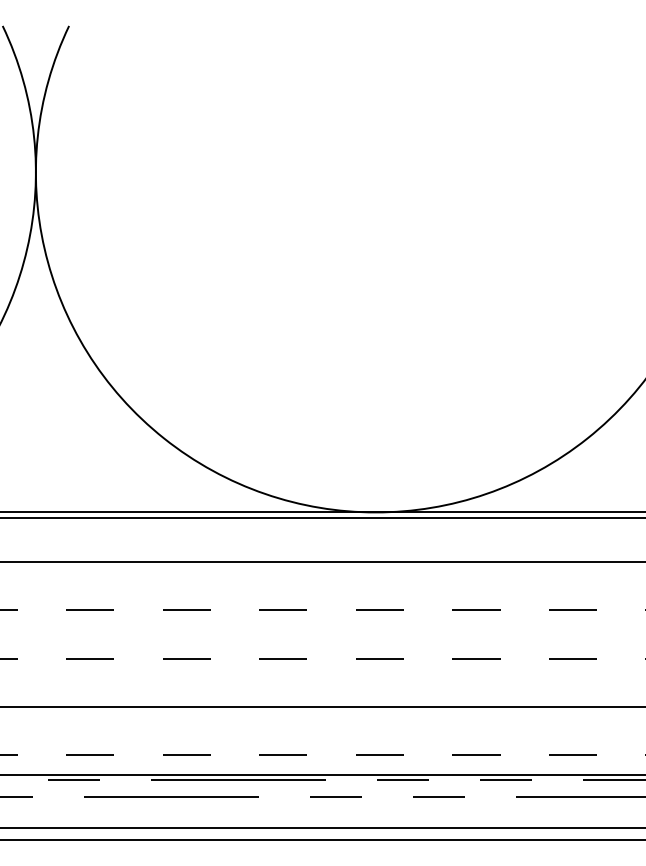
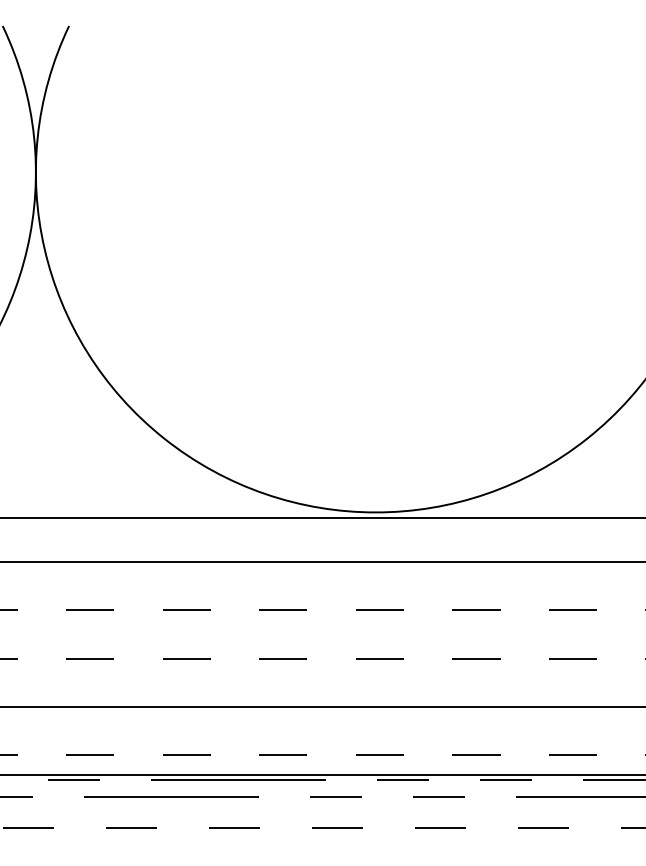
line: present -> none (322, 512)
line: solid -> dashed (323, 828)
line: present -> none (322, 840)
